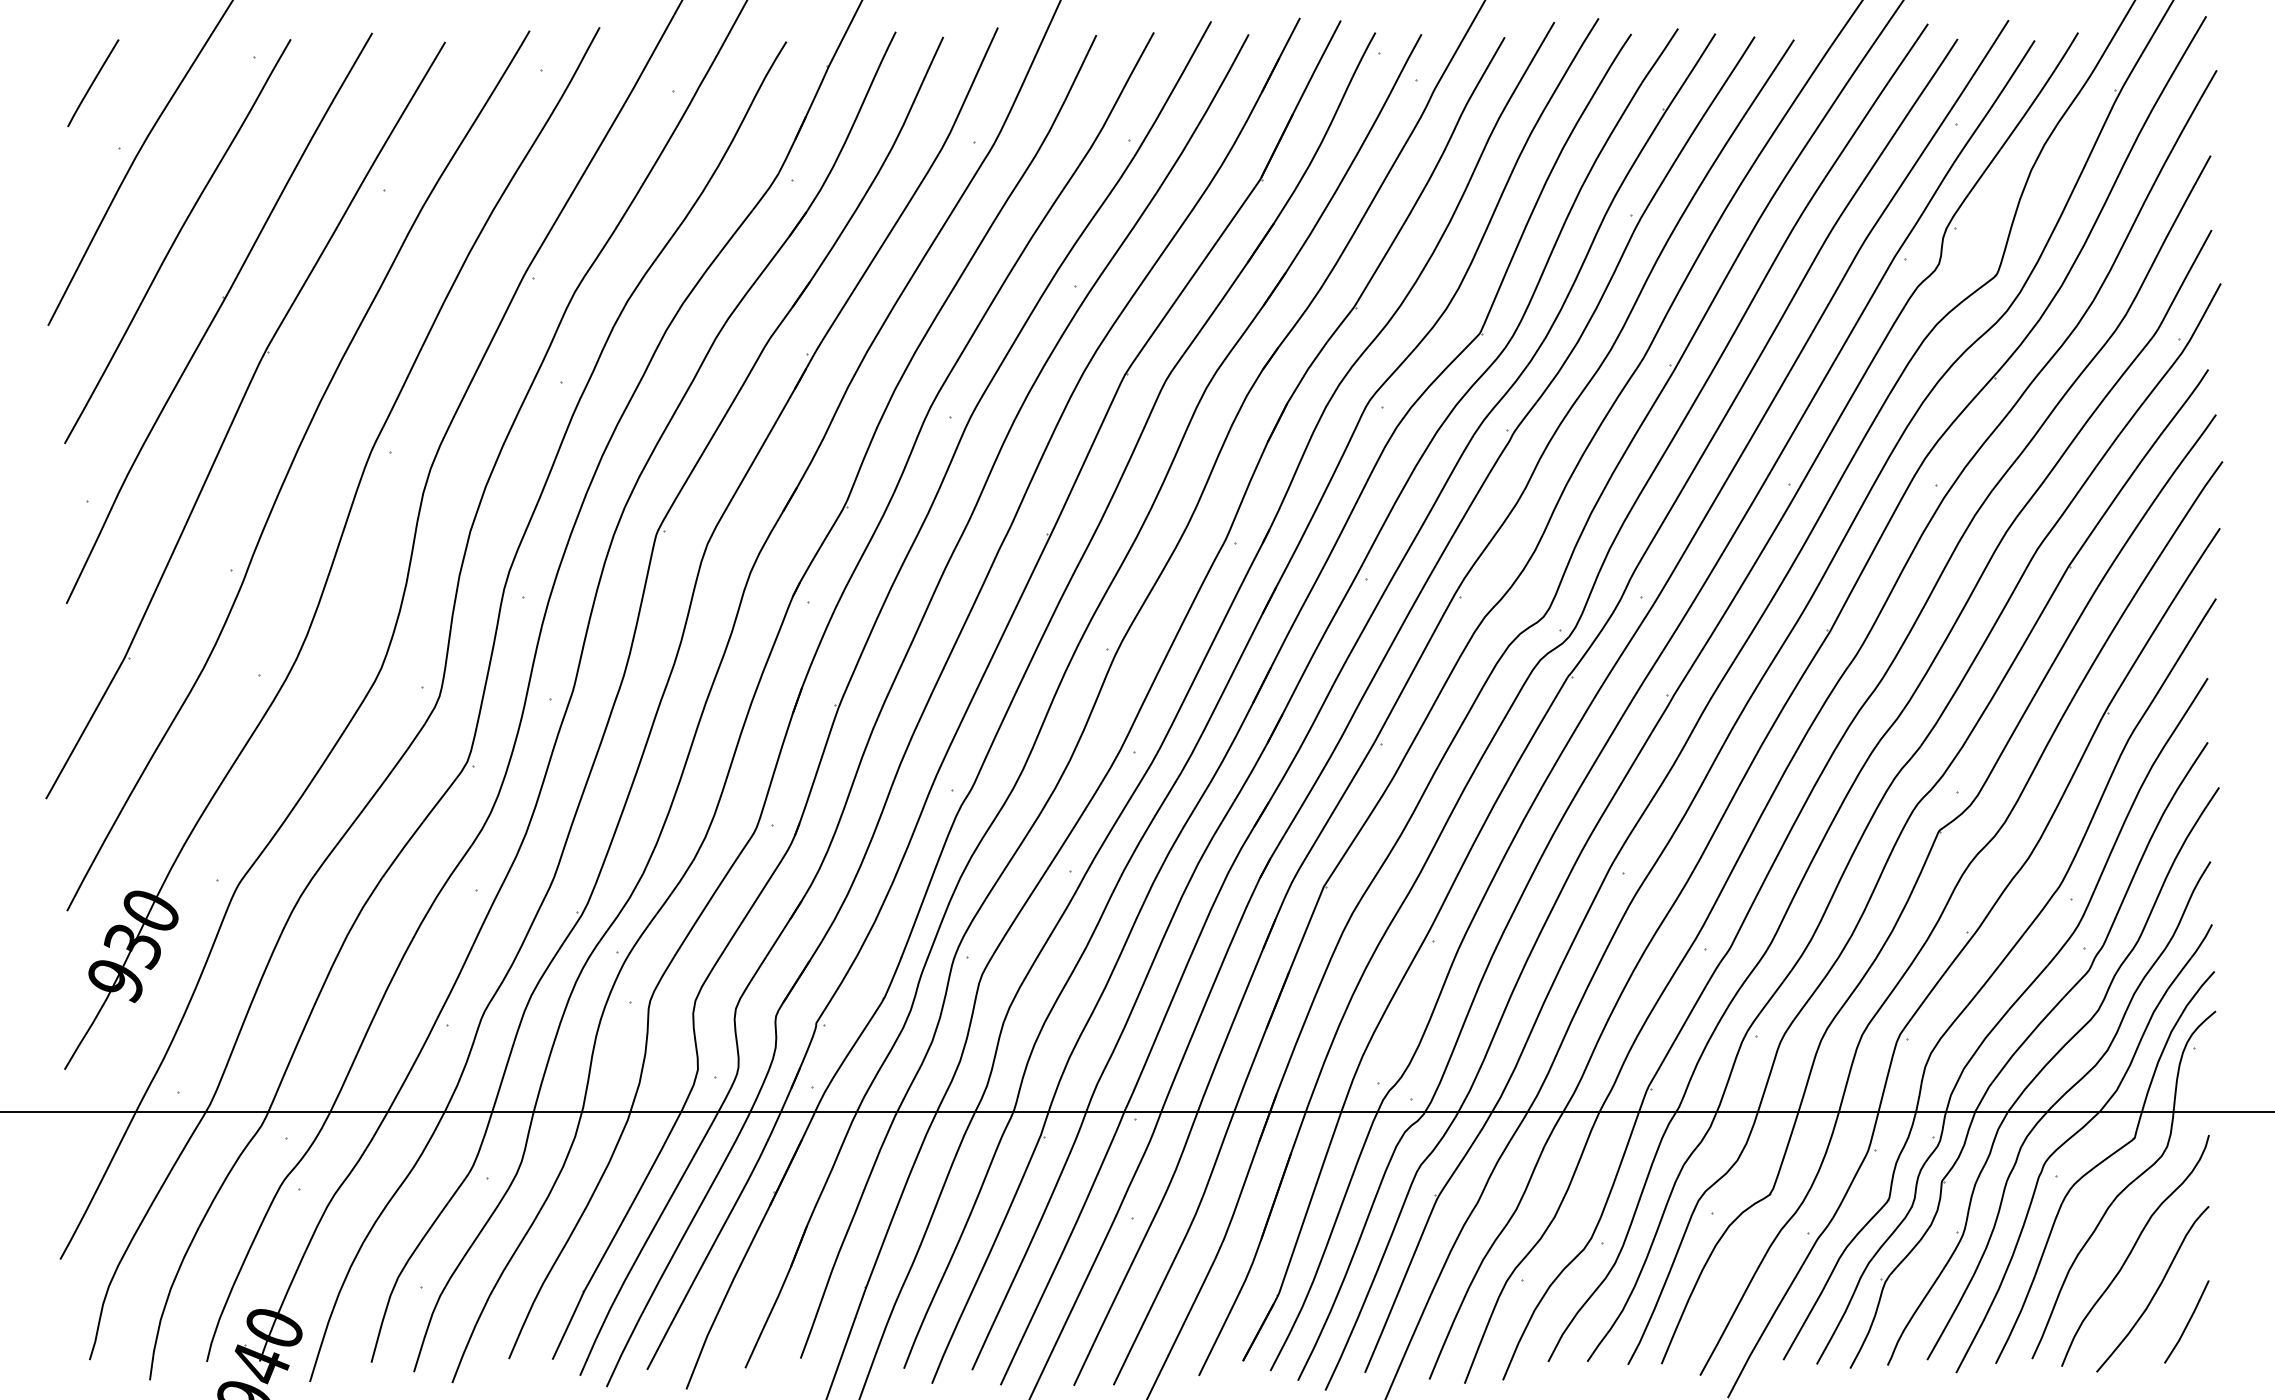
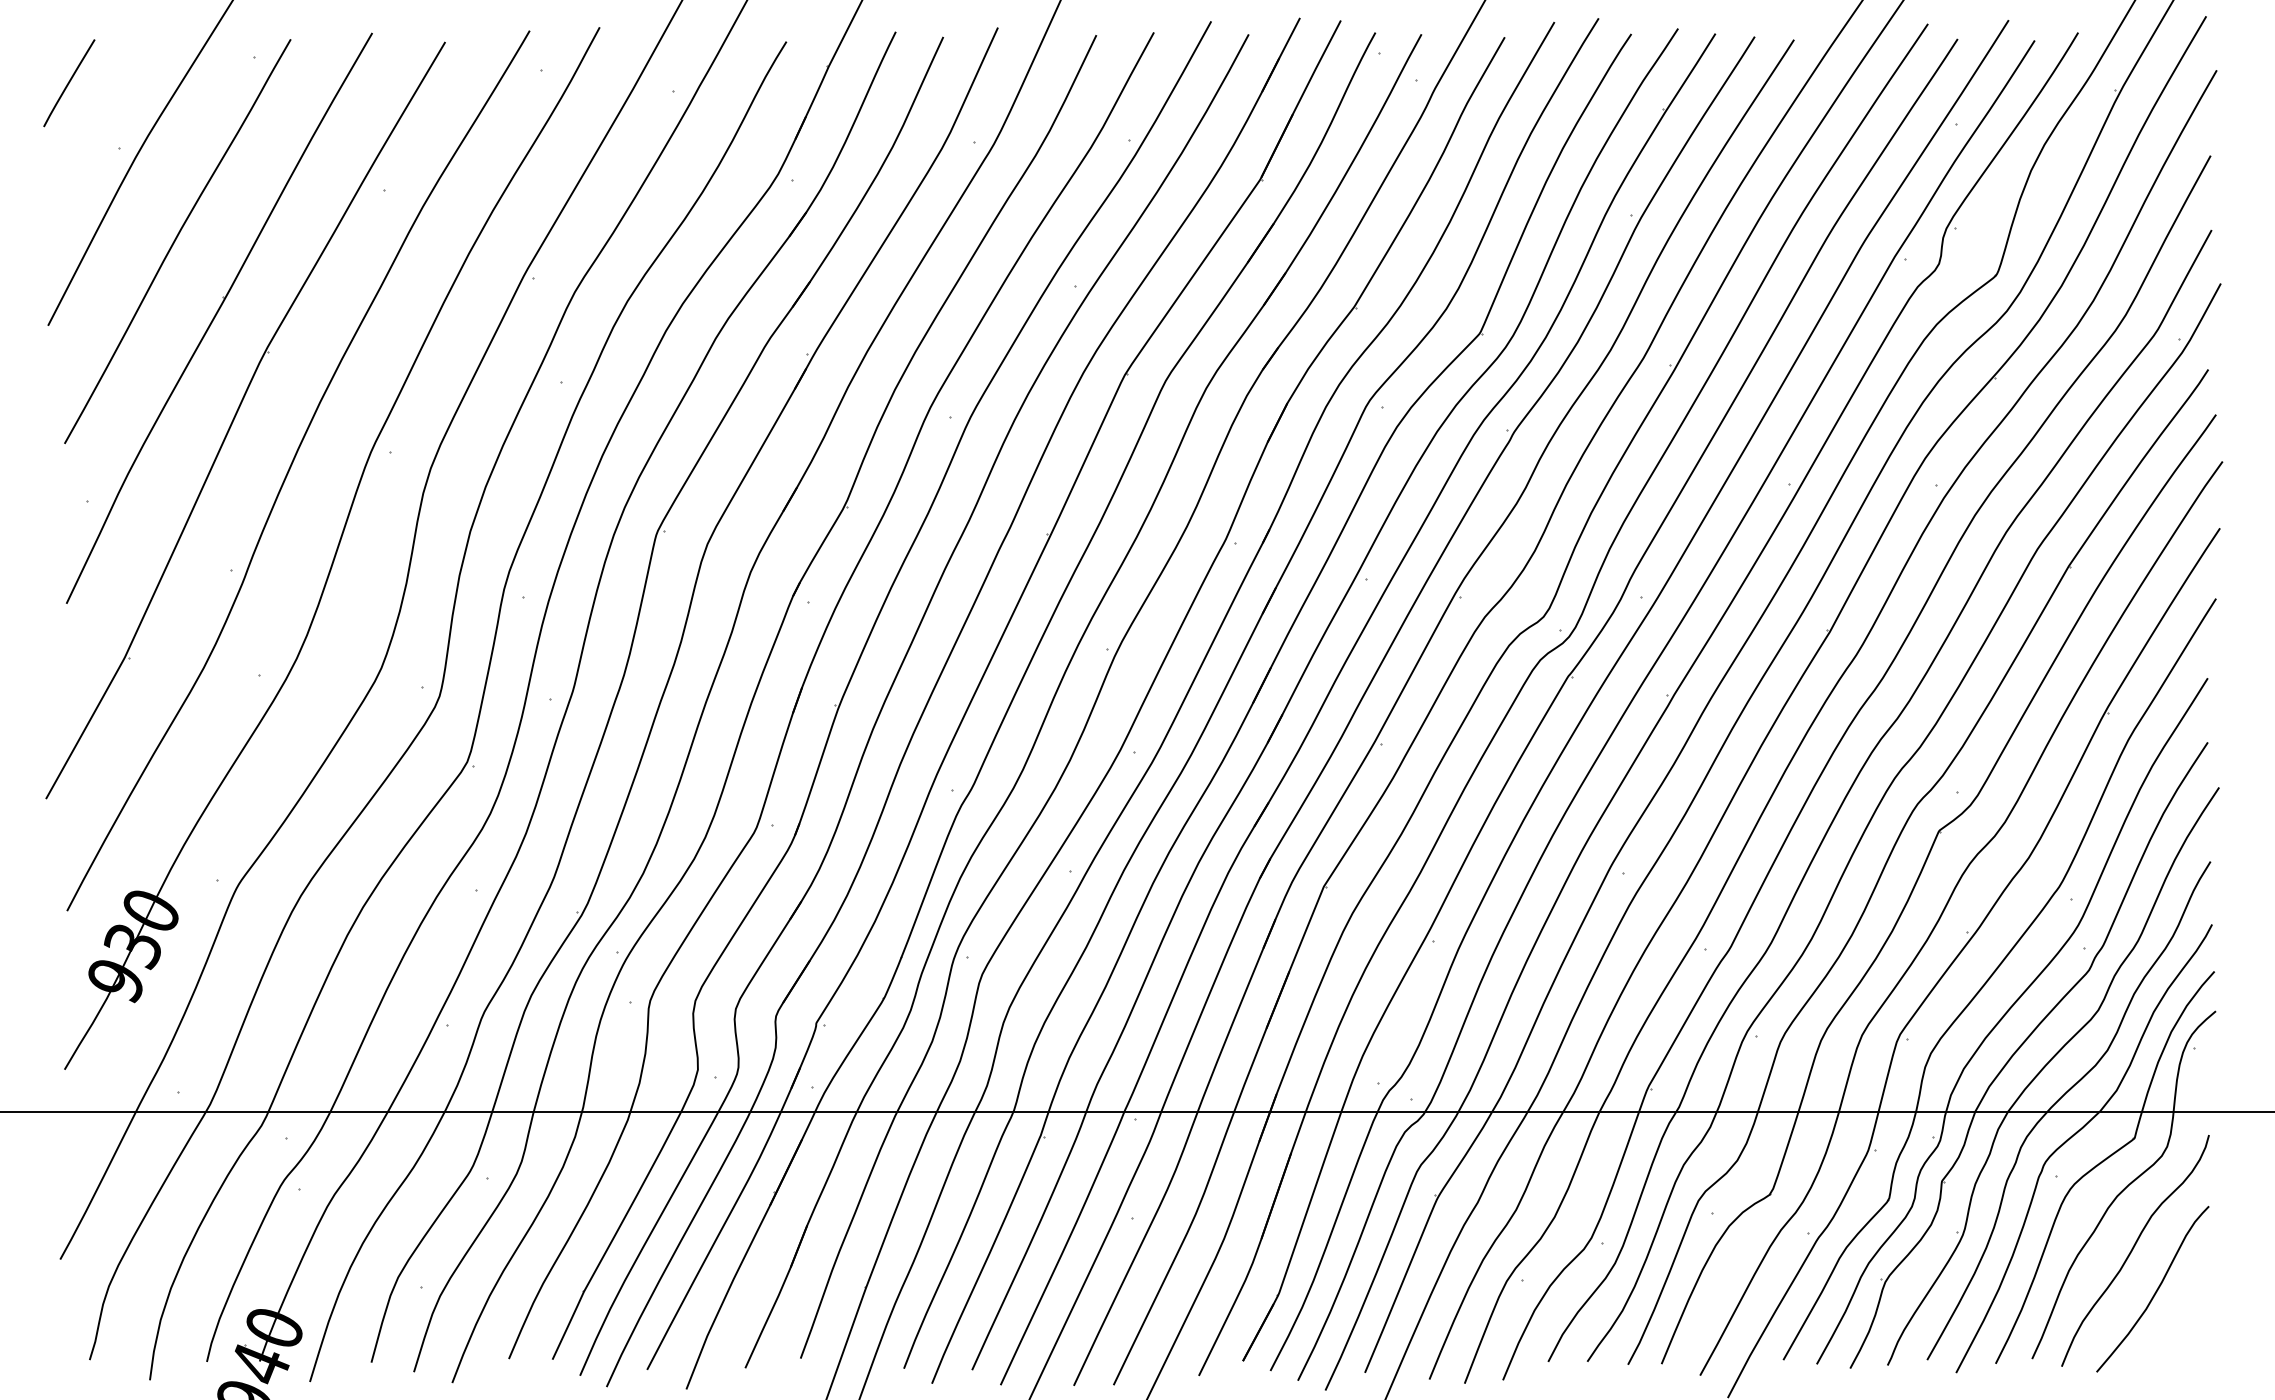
line position: (93, 83) -> (69, 83) (69, 83)
line: present -> none (2187, 1322)
